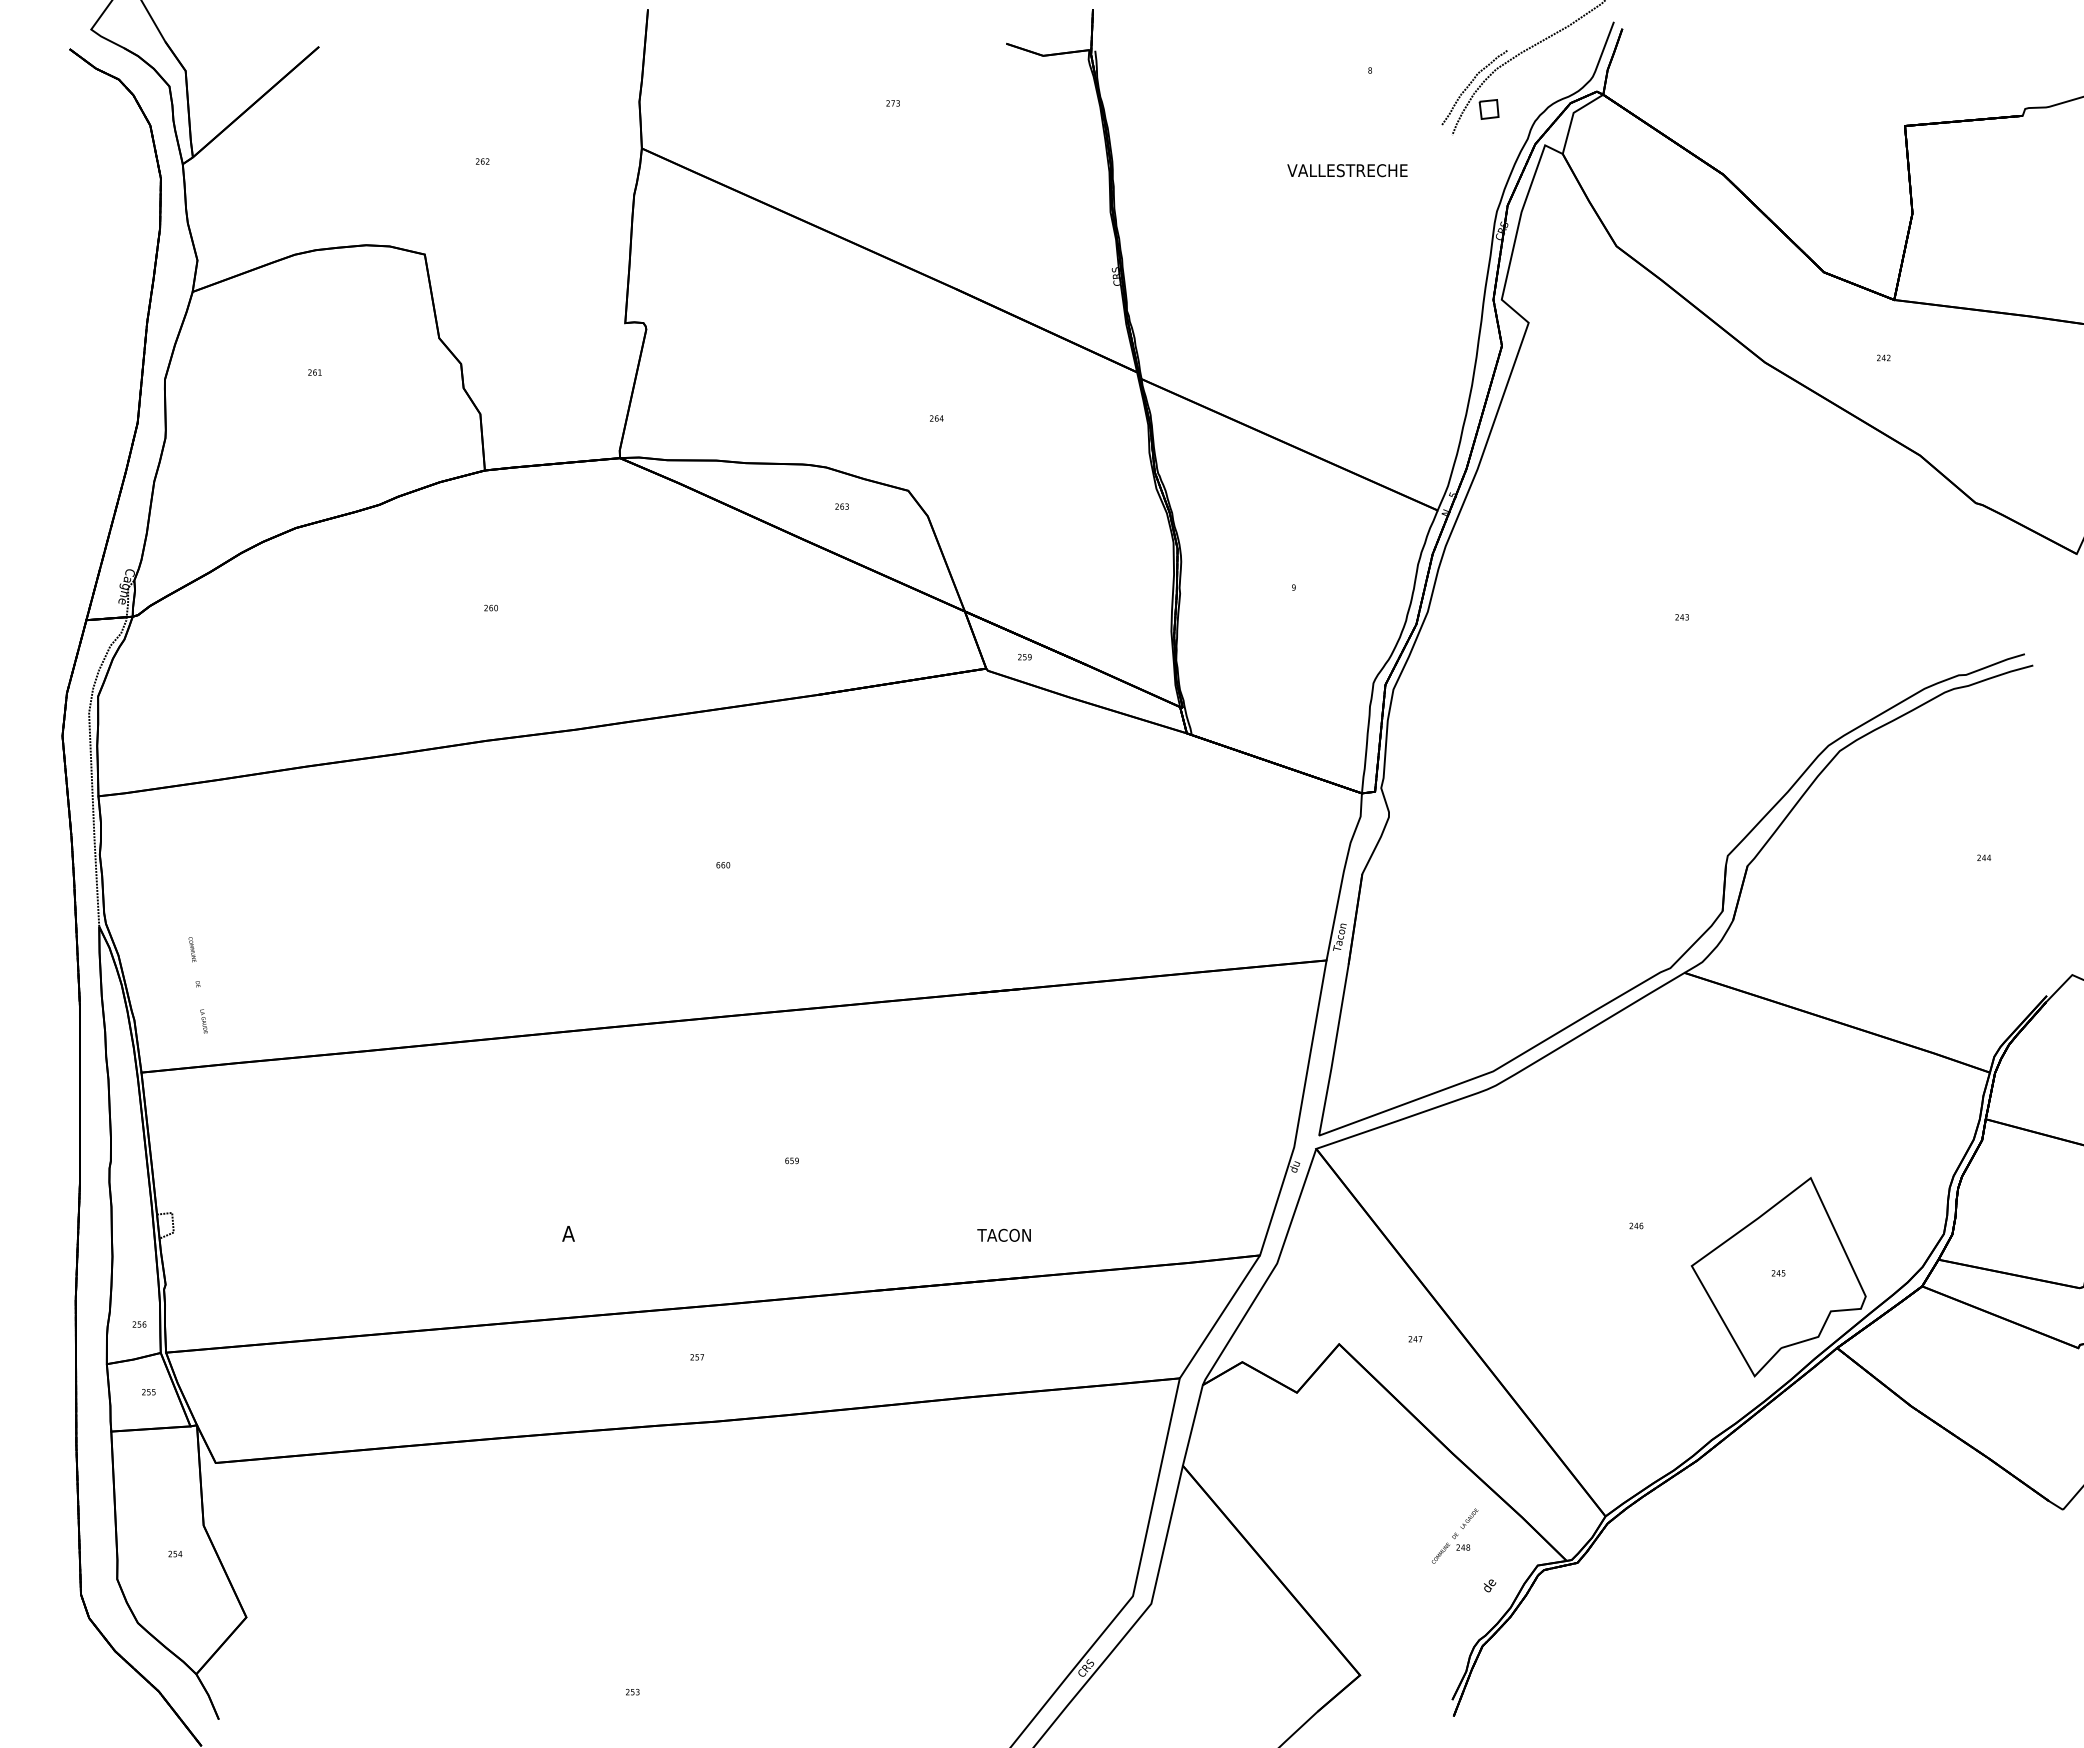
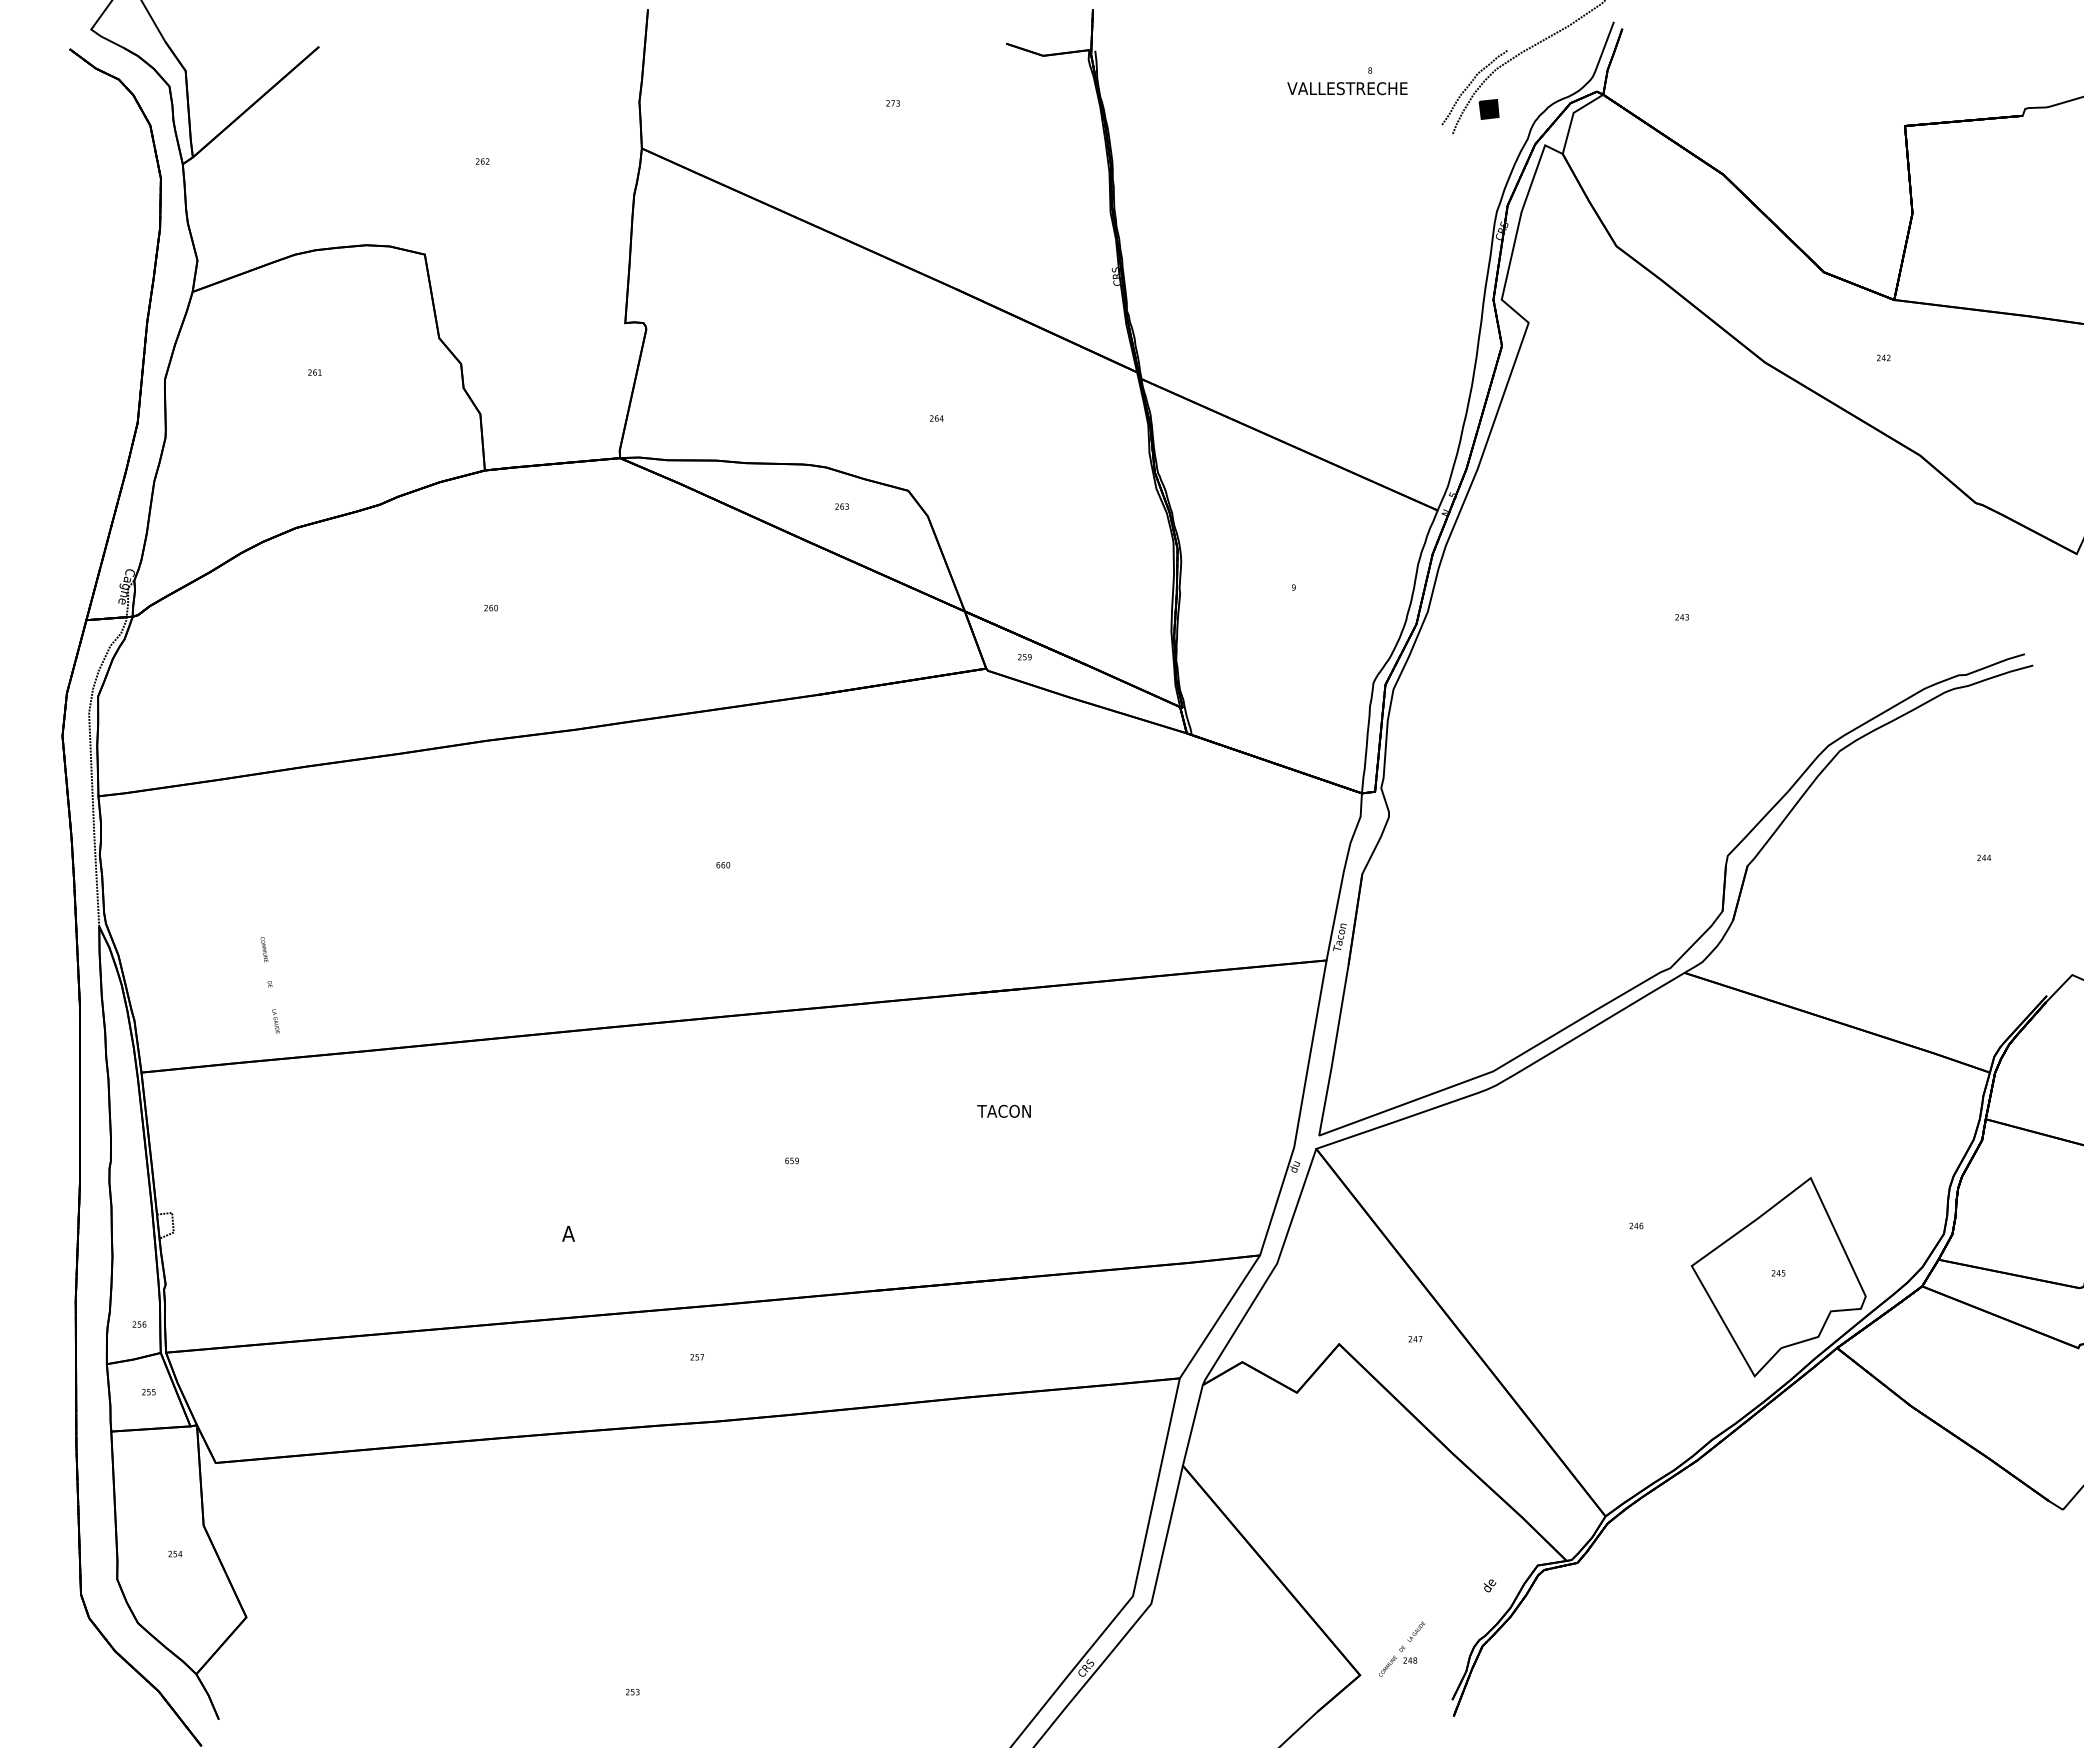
fill: none -> present (1488, 109)
text position: (1347, 170) -> (1347, 88) (1347, 88)
text position: (197, 985) -> (269, 985) (269, 985)
text position: (1003, 1234) -> (1003, 1110) (1003, 1110)
text position: (1455, 1535) -> (1402, 1648) (1402, 1648)
